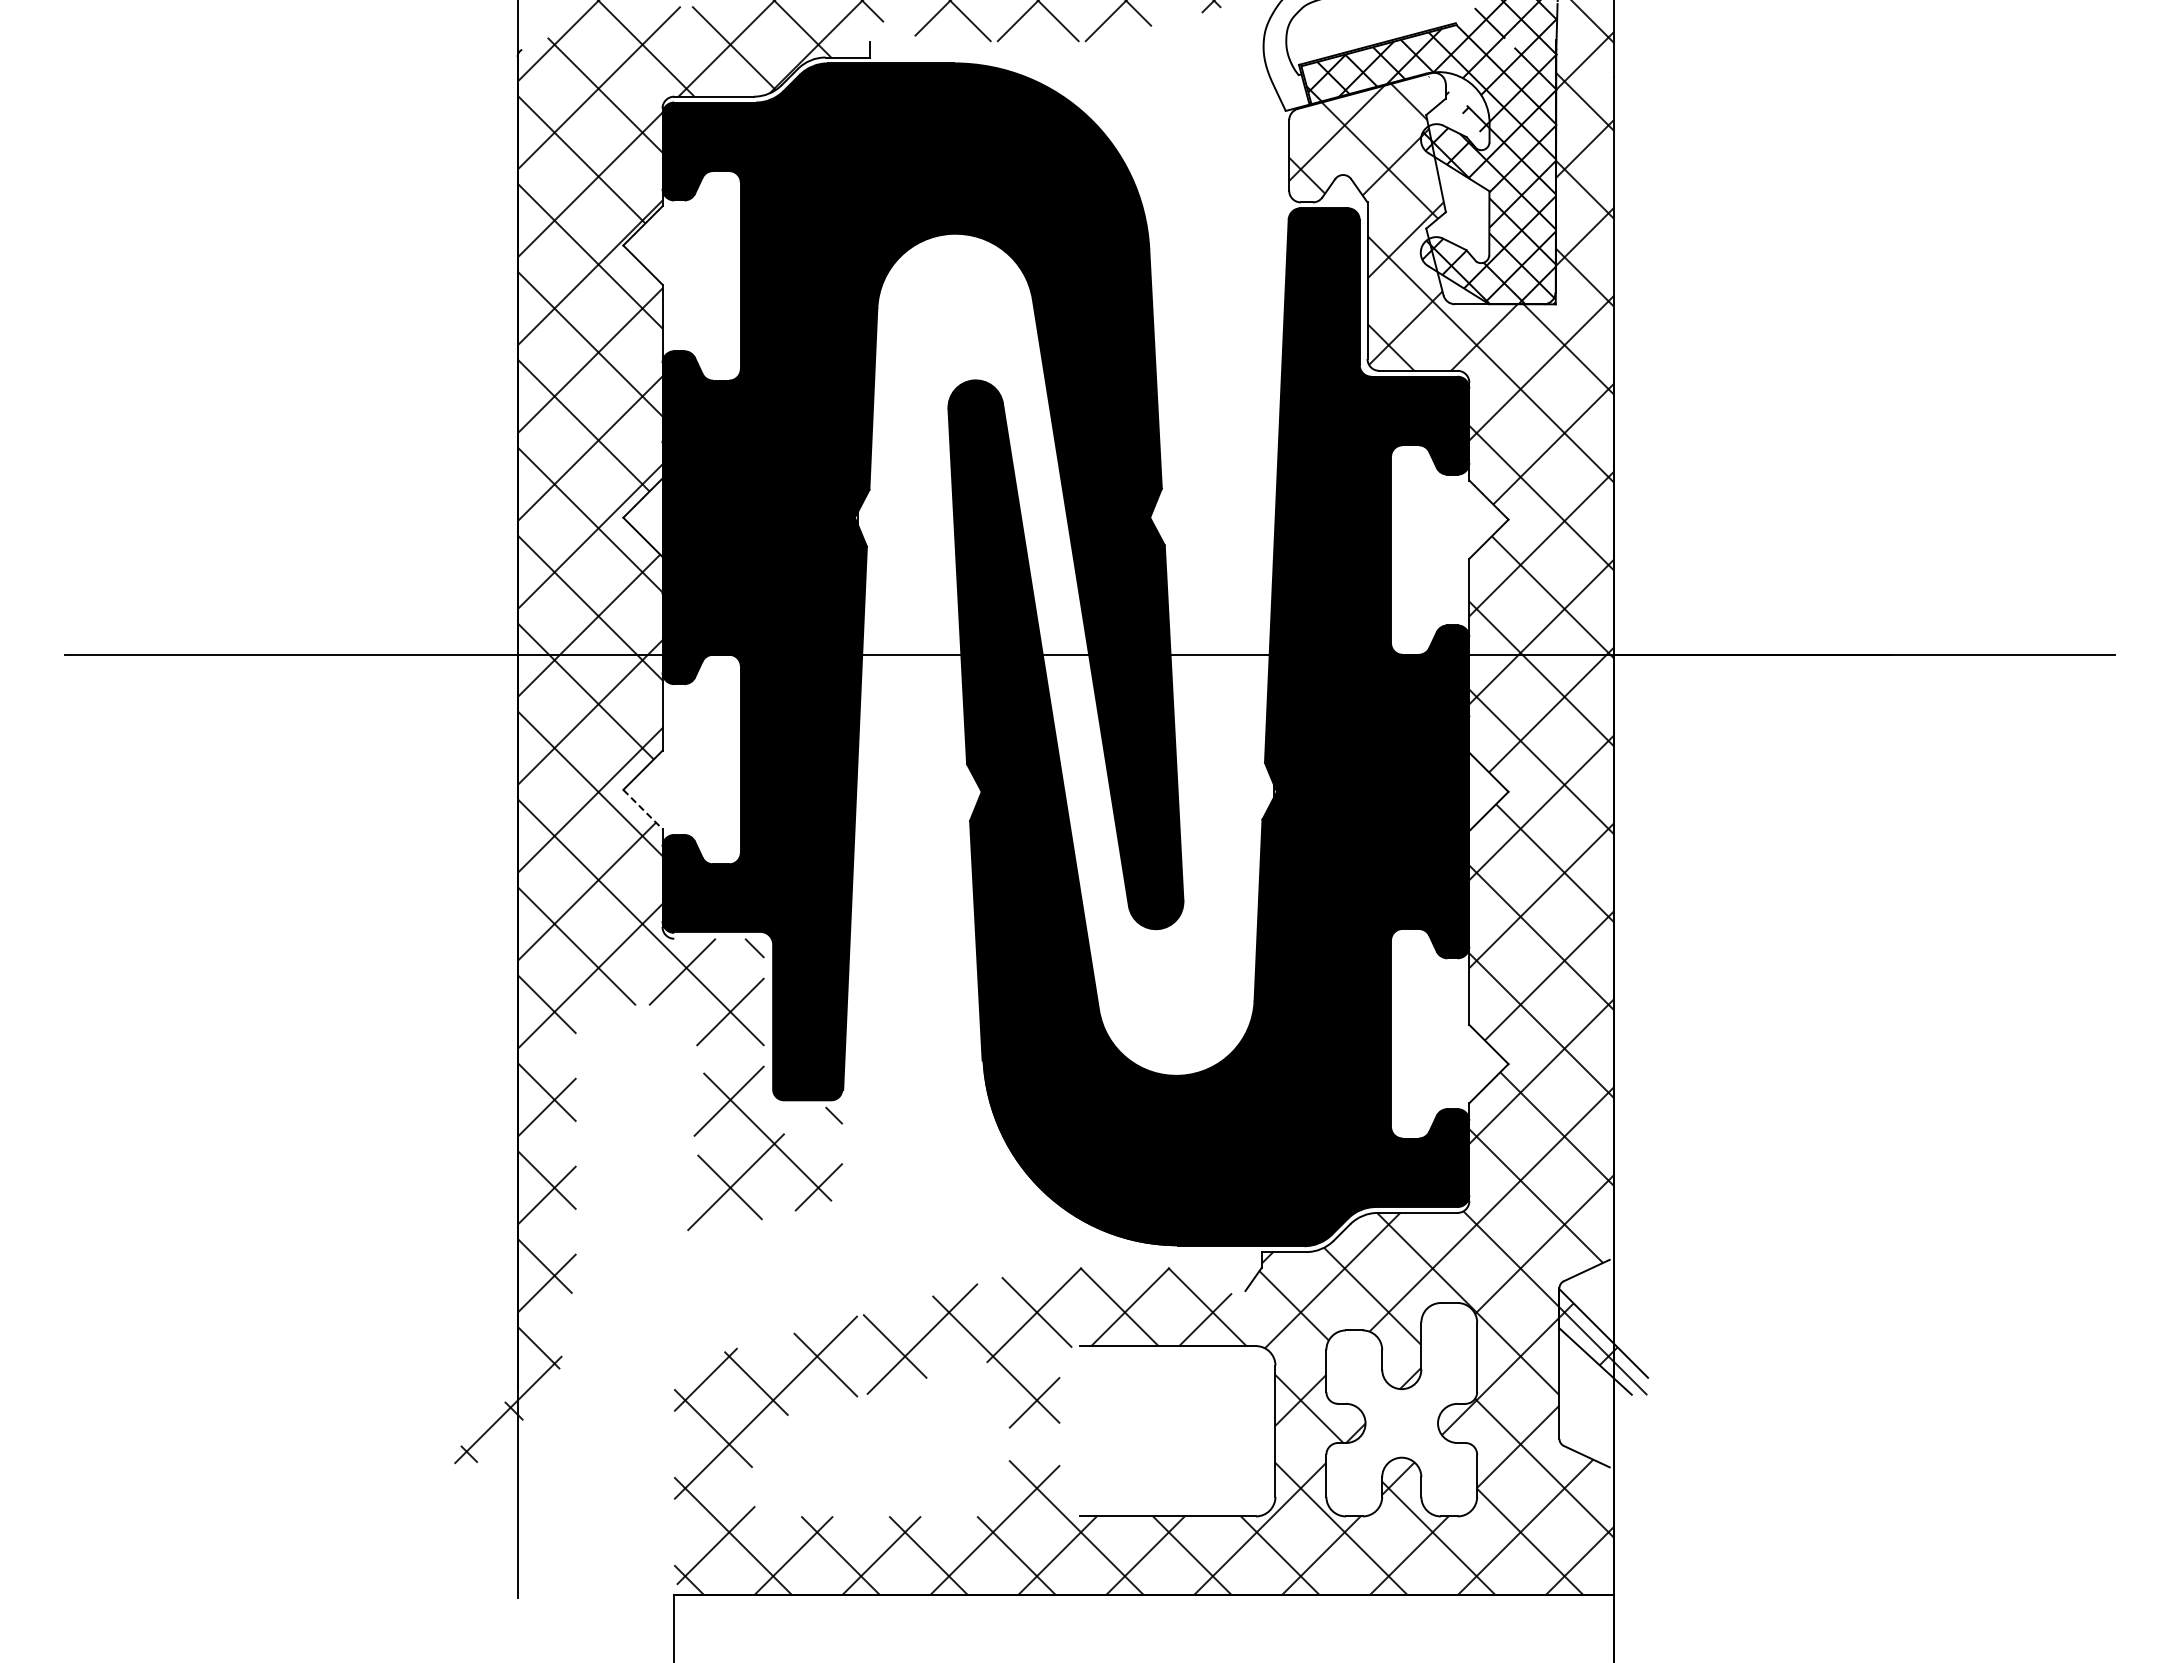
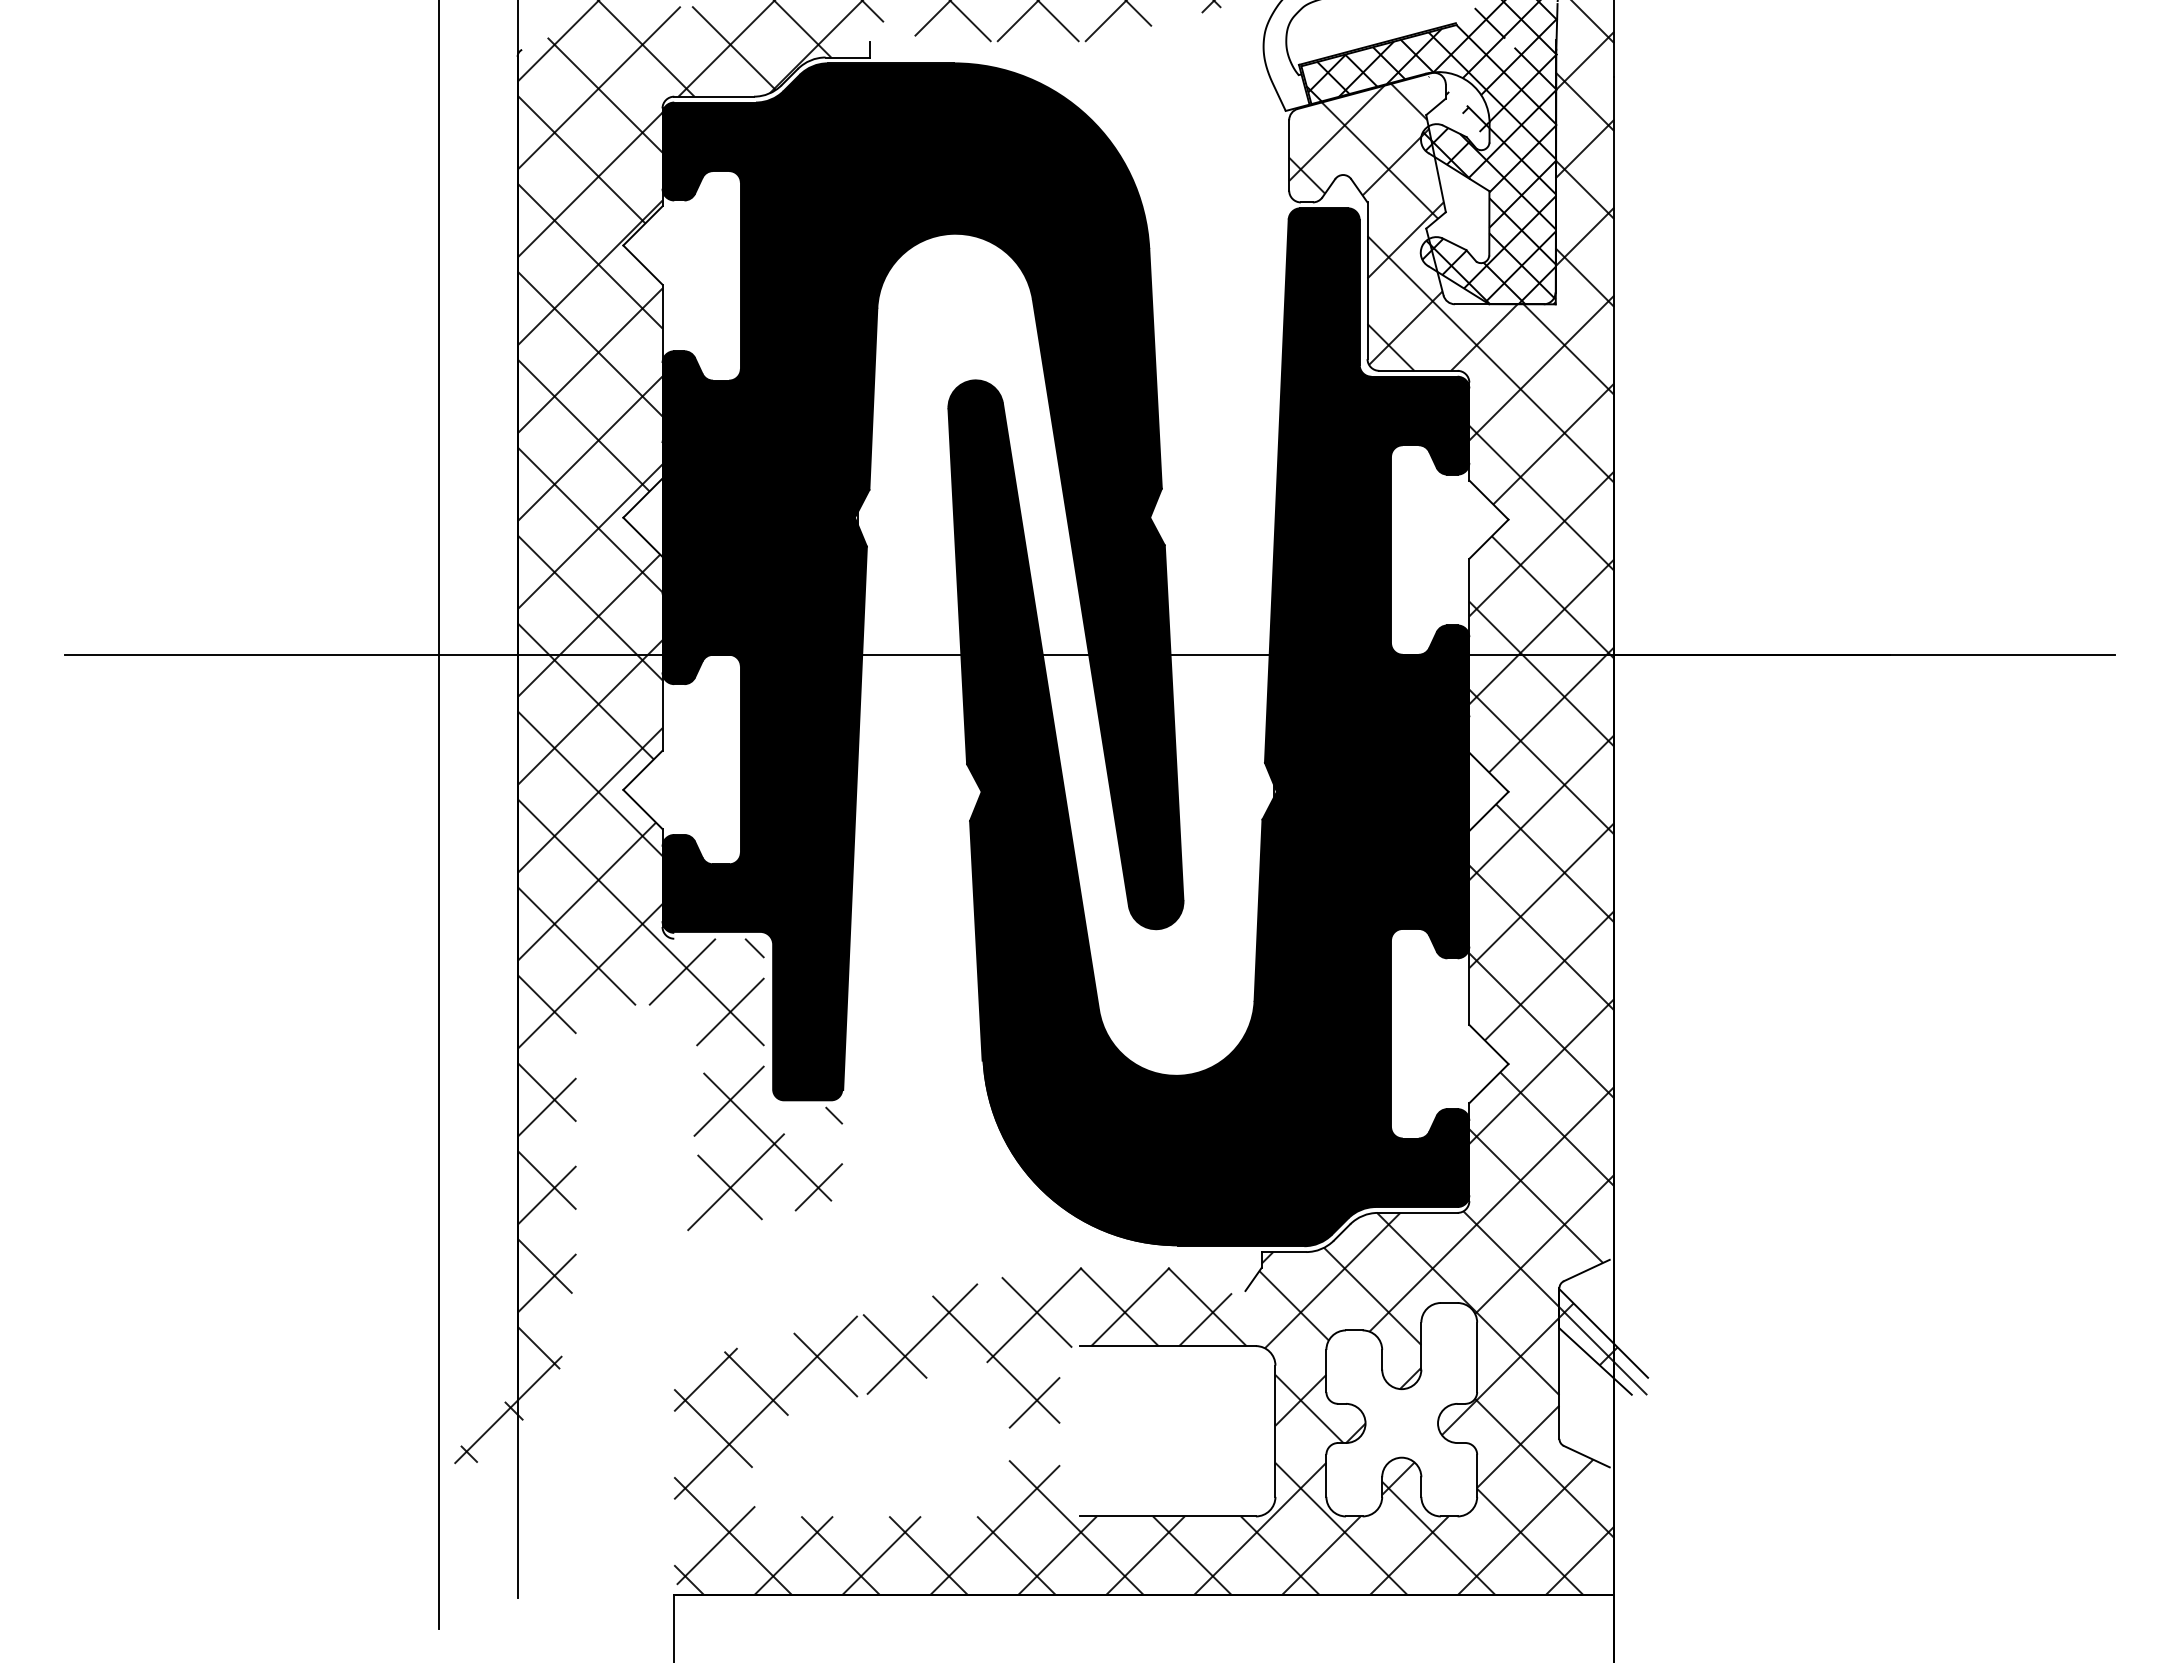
line: dashed -> solid (642, 809)
line: none -> present (439, 815)
